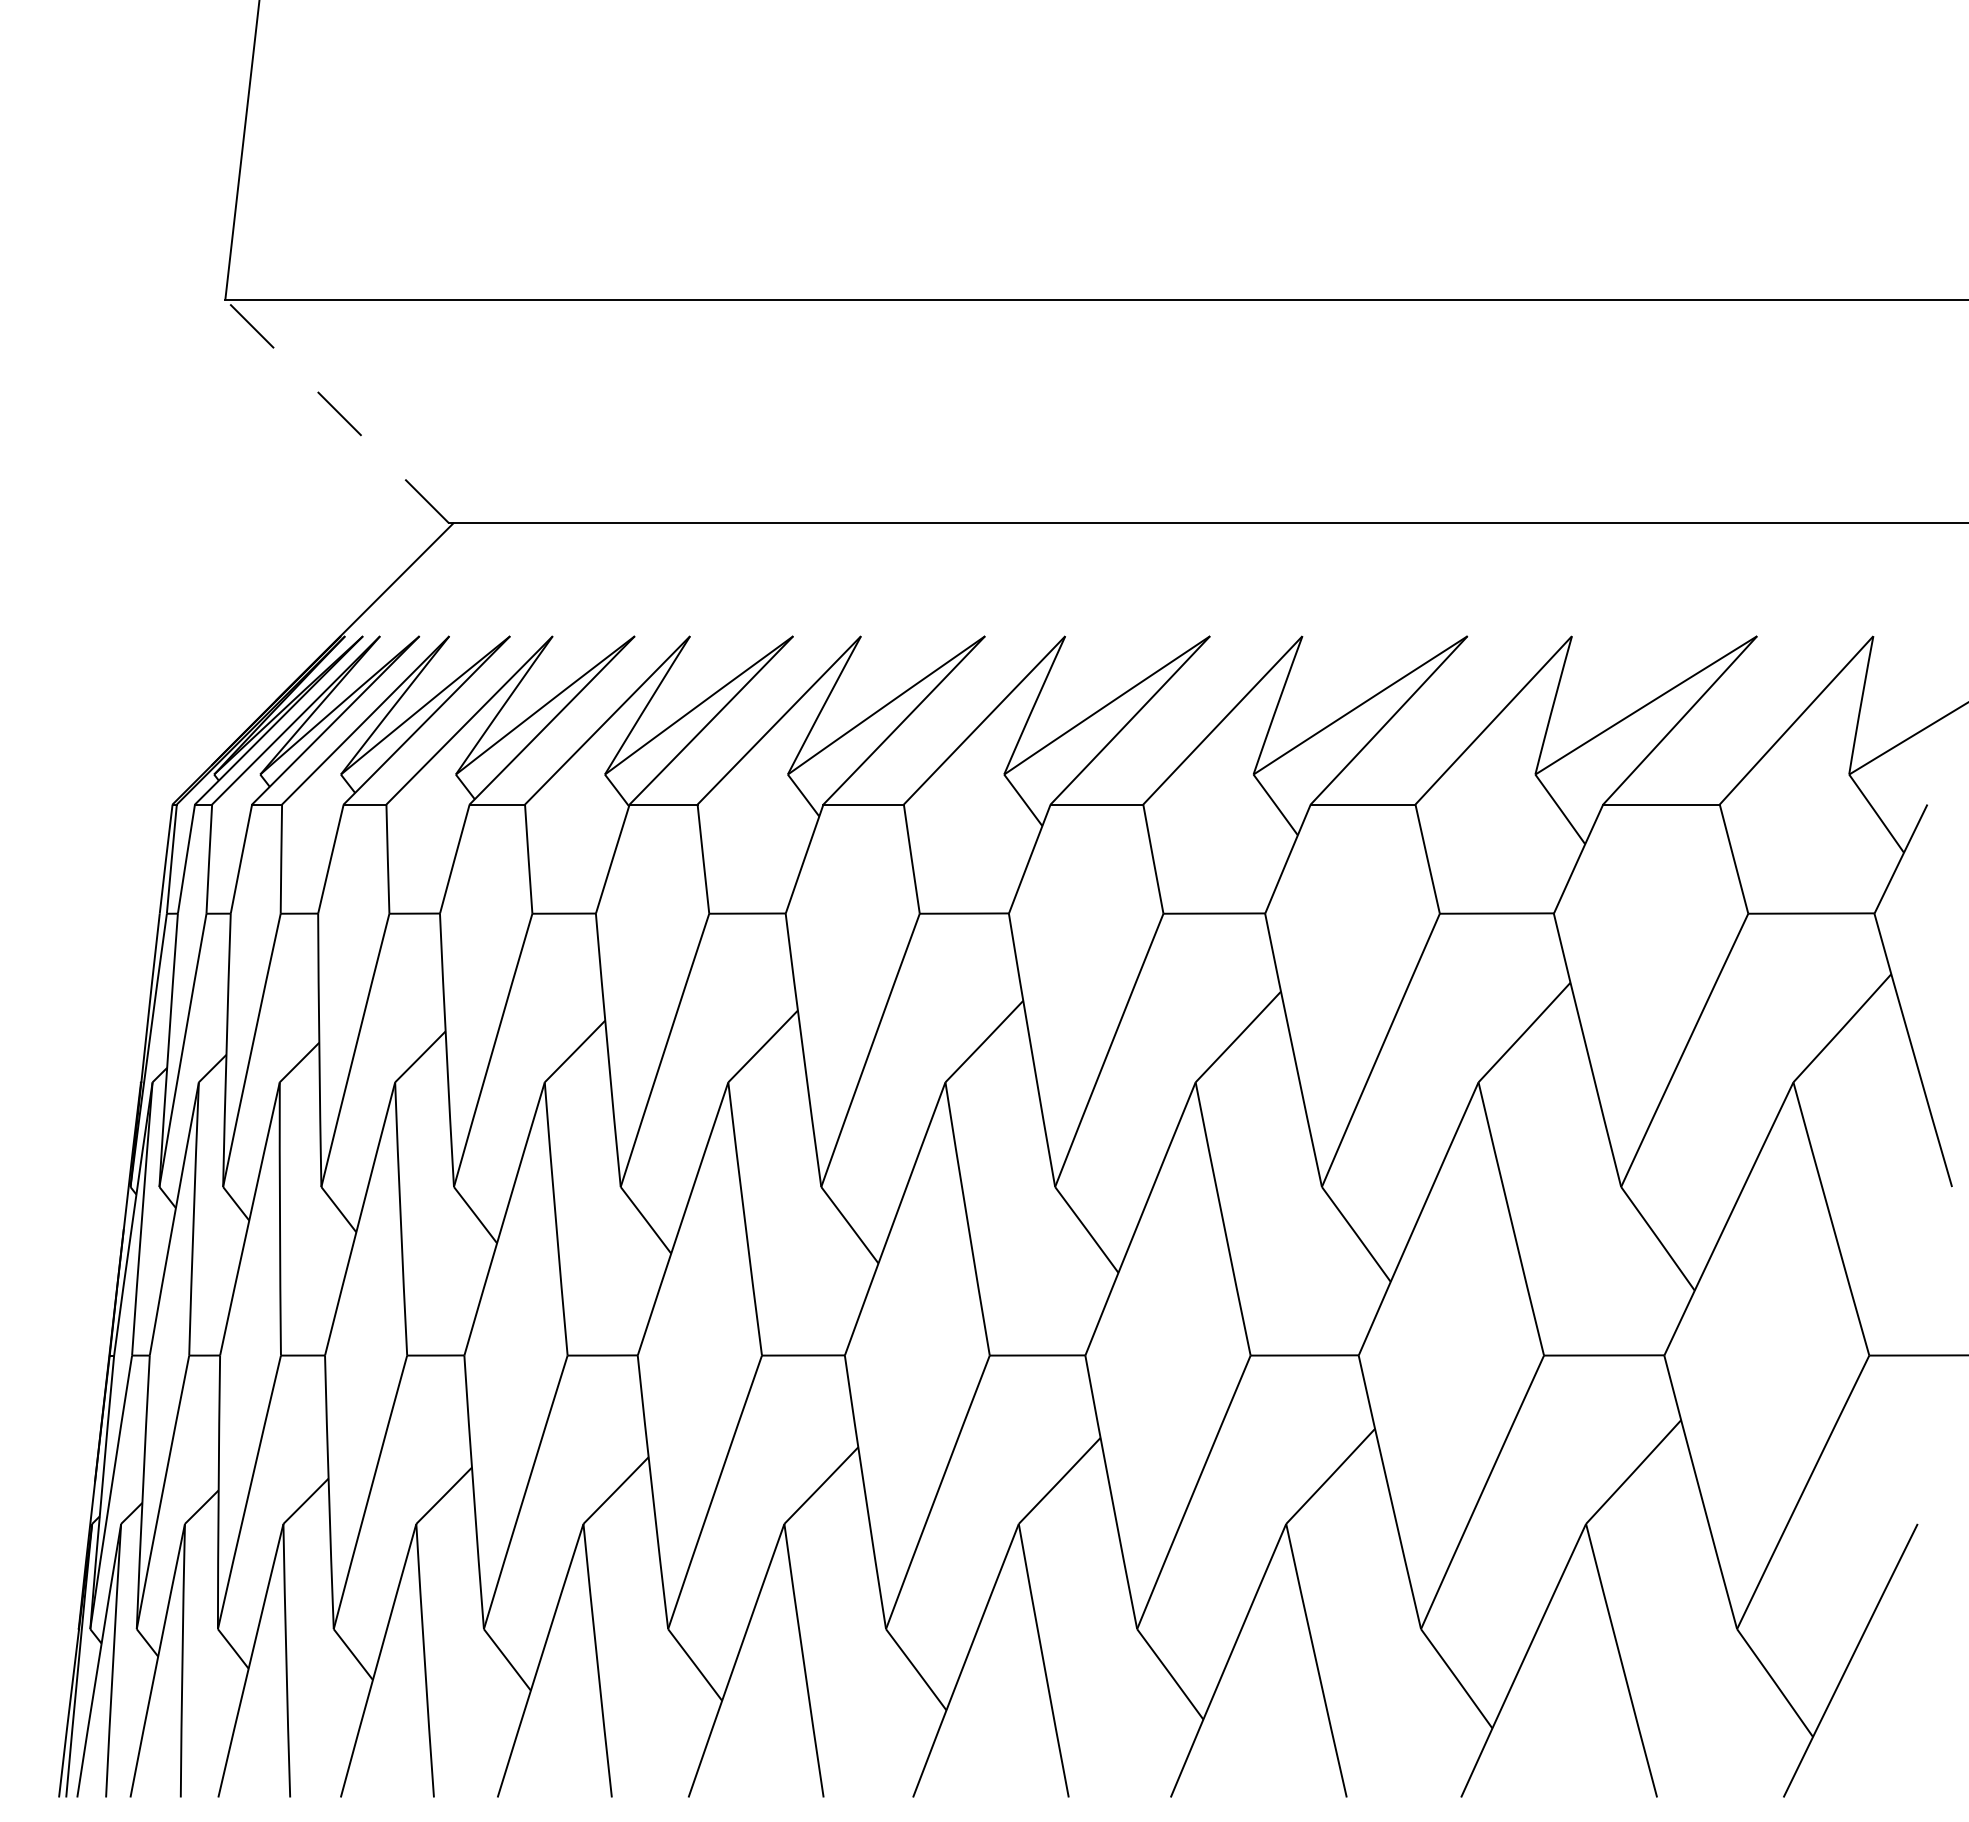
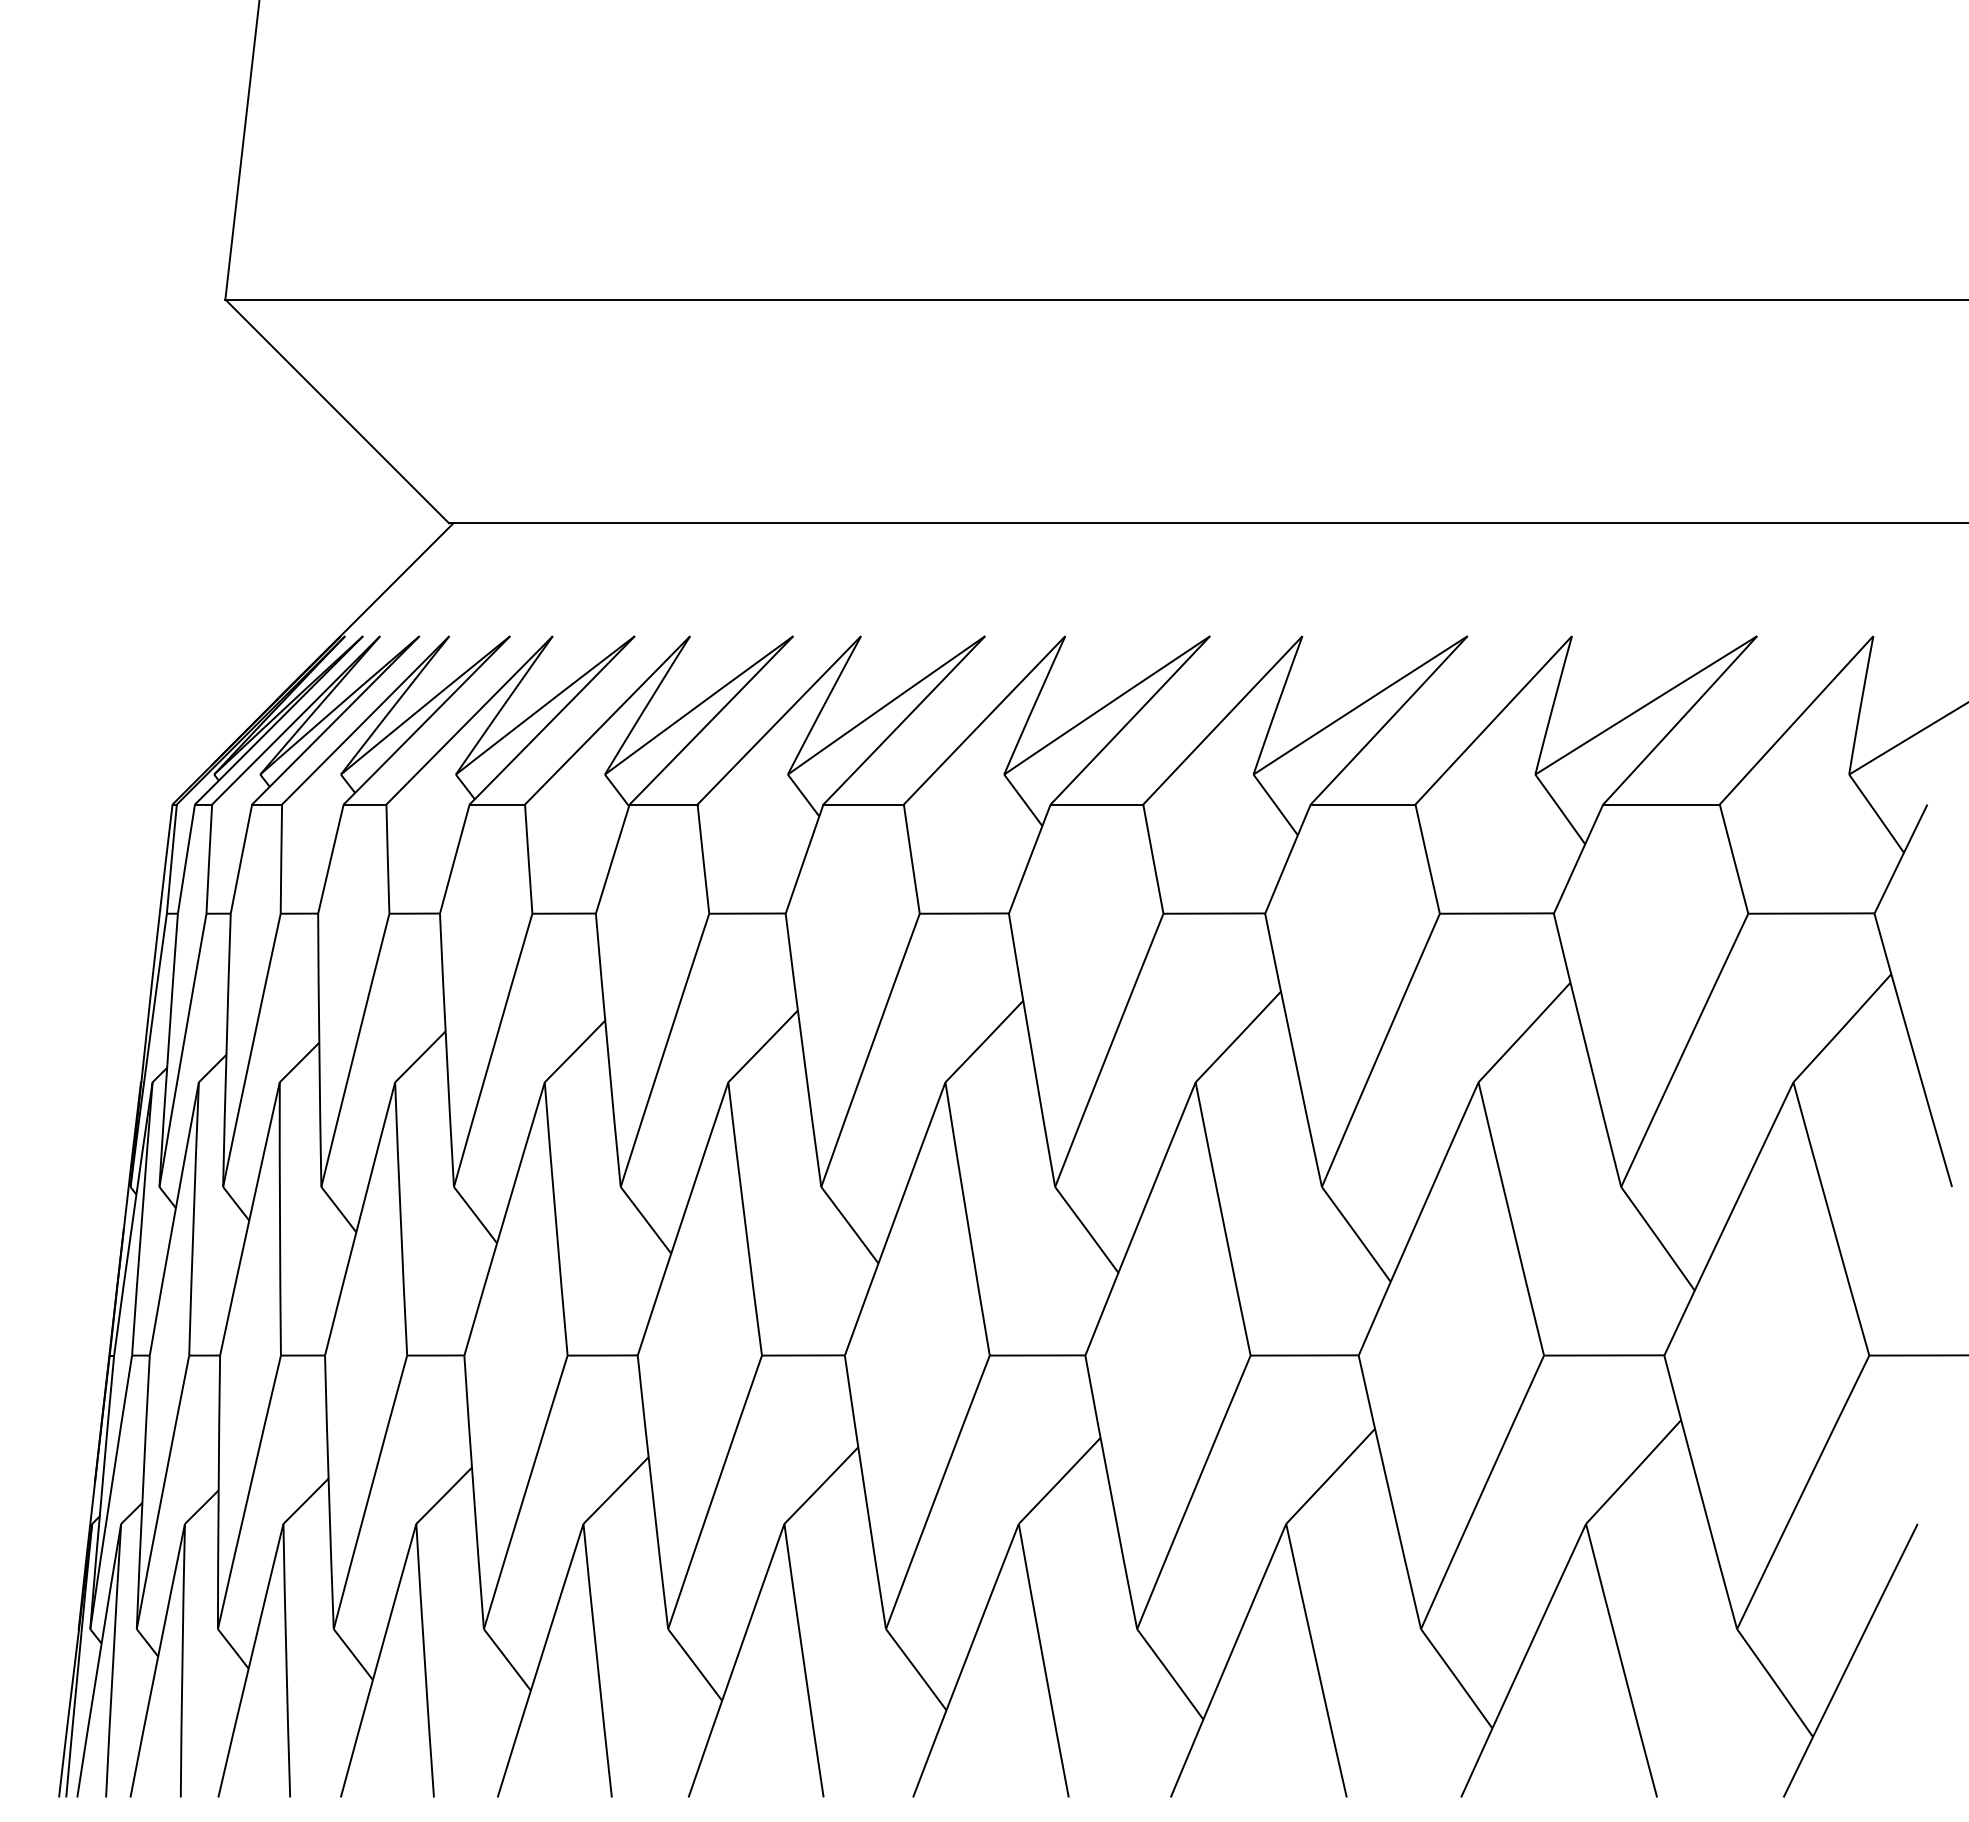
line: dashed -> solid (336, 411)
